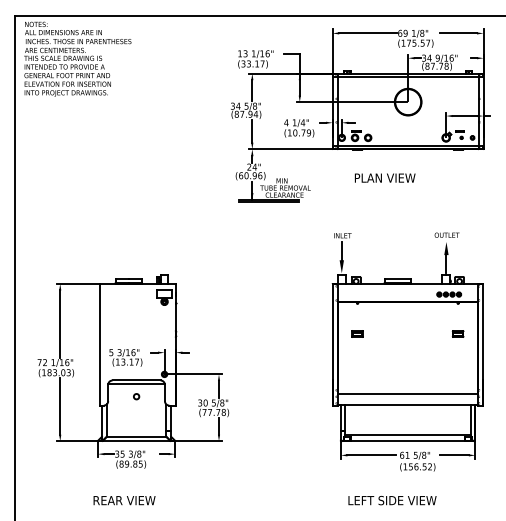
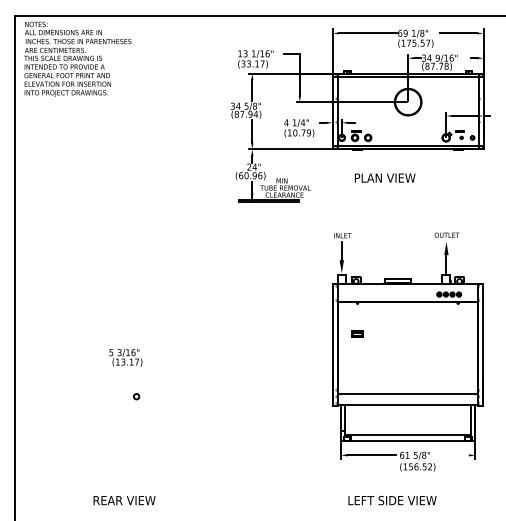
part: present -> none (457, 333)
part: present -> none (133, 371)
line: present -> none (454, 455)
